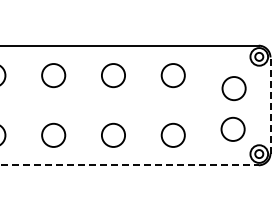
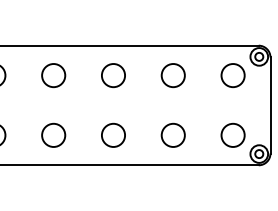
circle position: (233, 88) -> (232, 75) (232, 75)
line: dashed -> solid (270, 105)
circle position: (232, 128) -> (232, 134) (232, 134)
line: dashed -> solid (129, 165)
